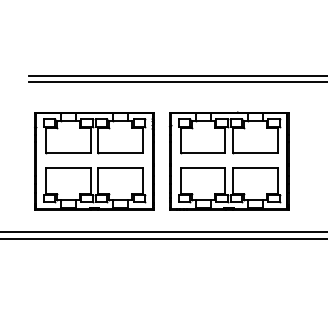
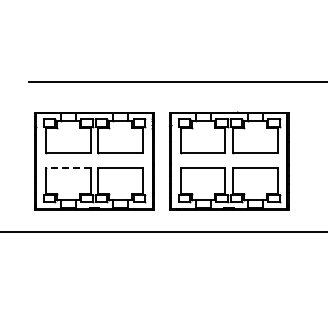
line: present -> none (176, 76)
line: solid -> dashed (67, 168)
line: present -> none (163, 238)
